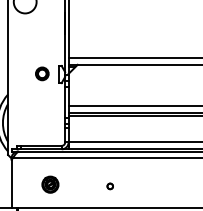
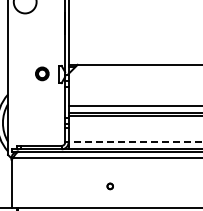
line: present -> none (133, 57)
line: solid -> dashed (135, 142)
part: present -> none (50, 184)
